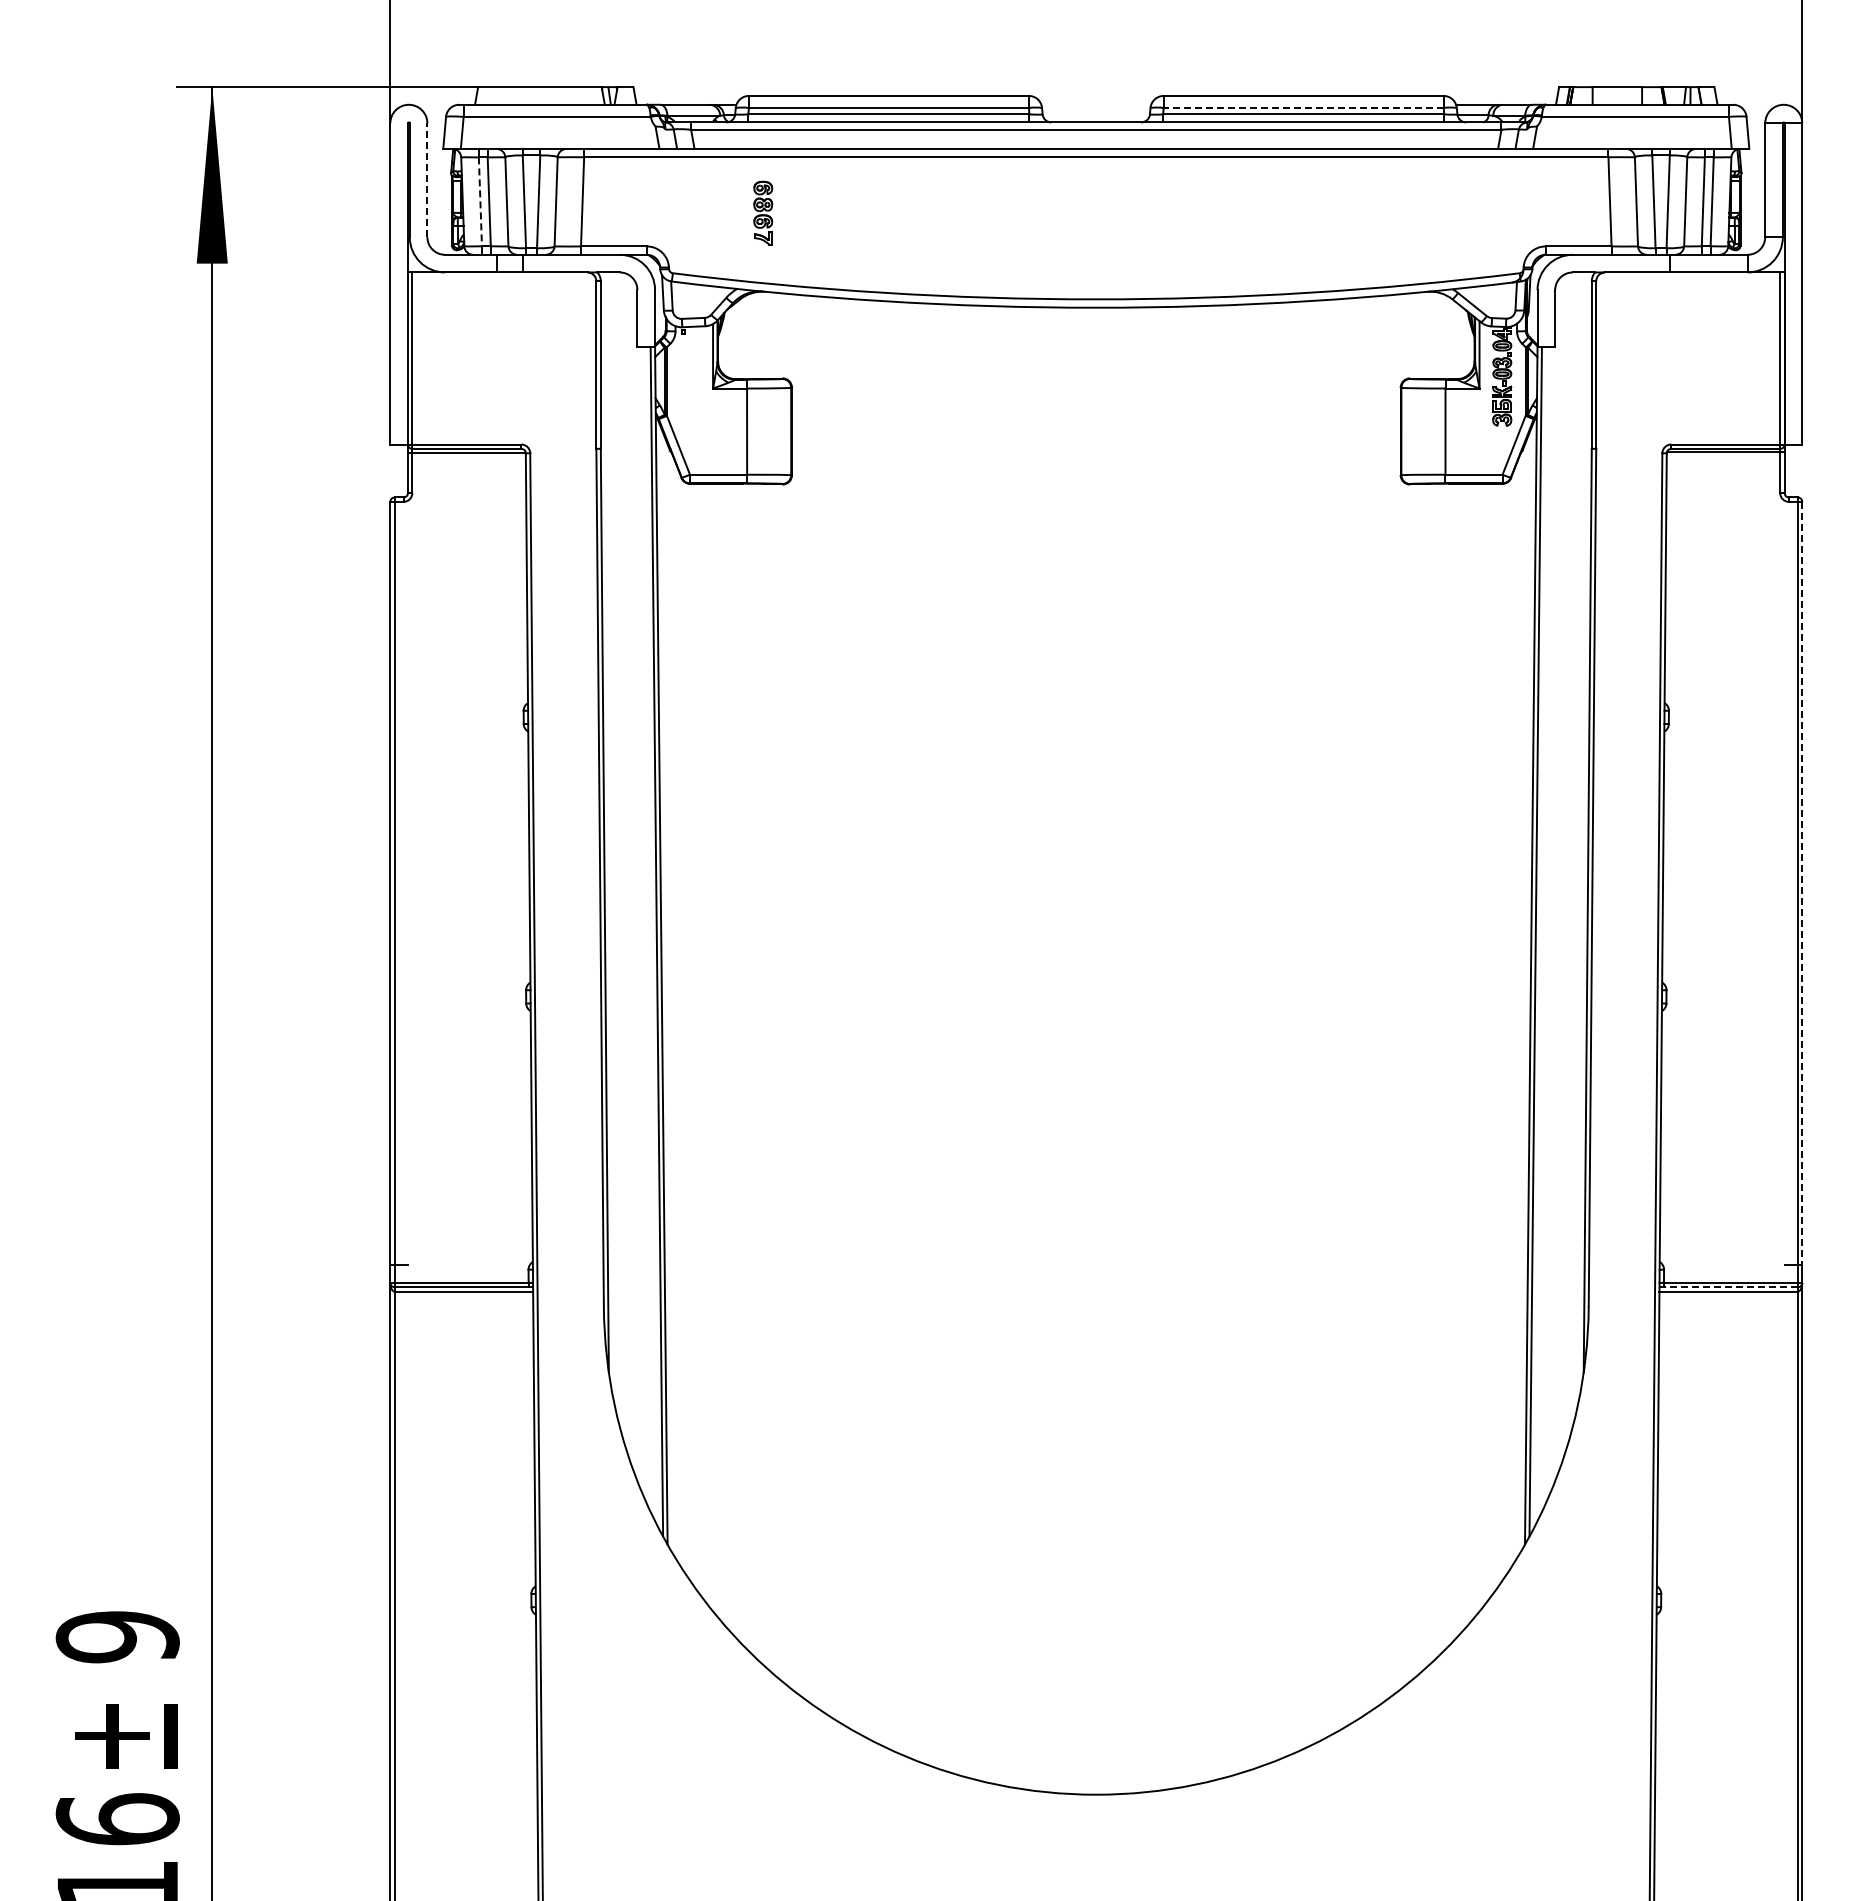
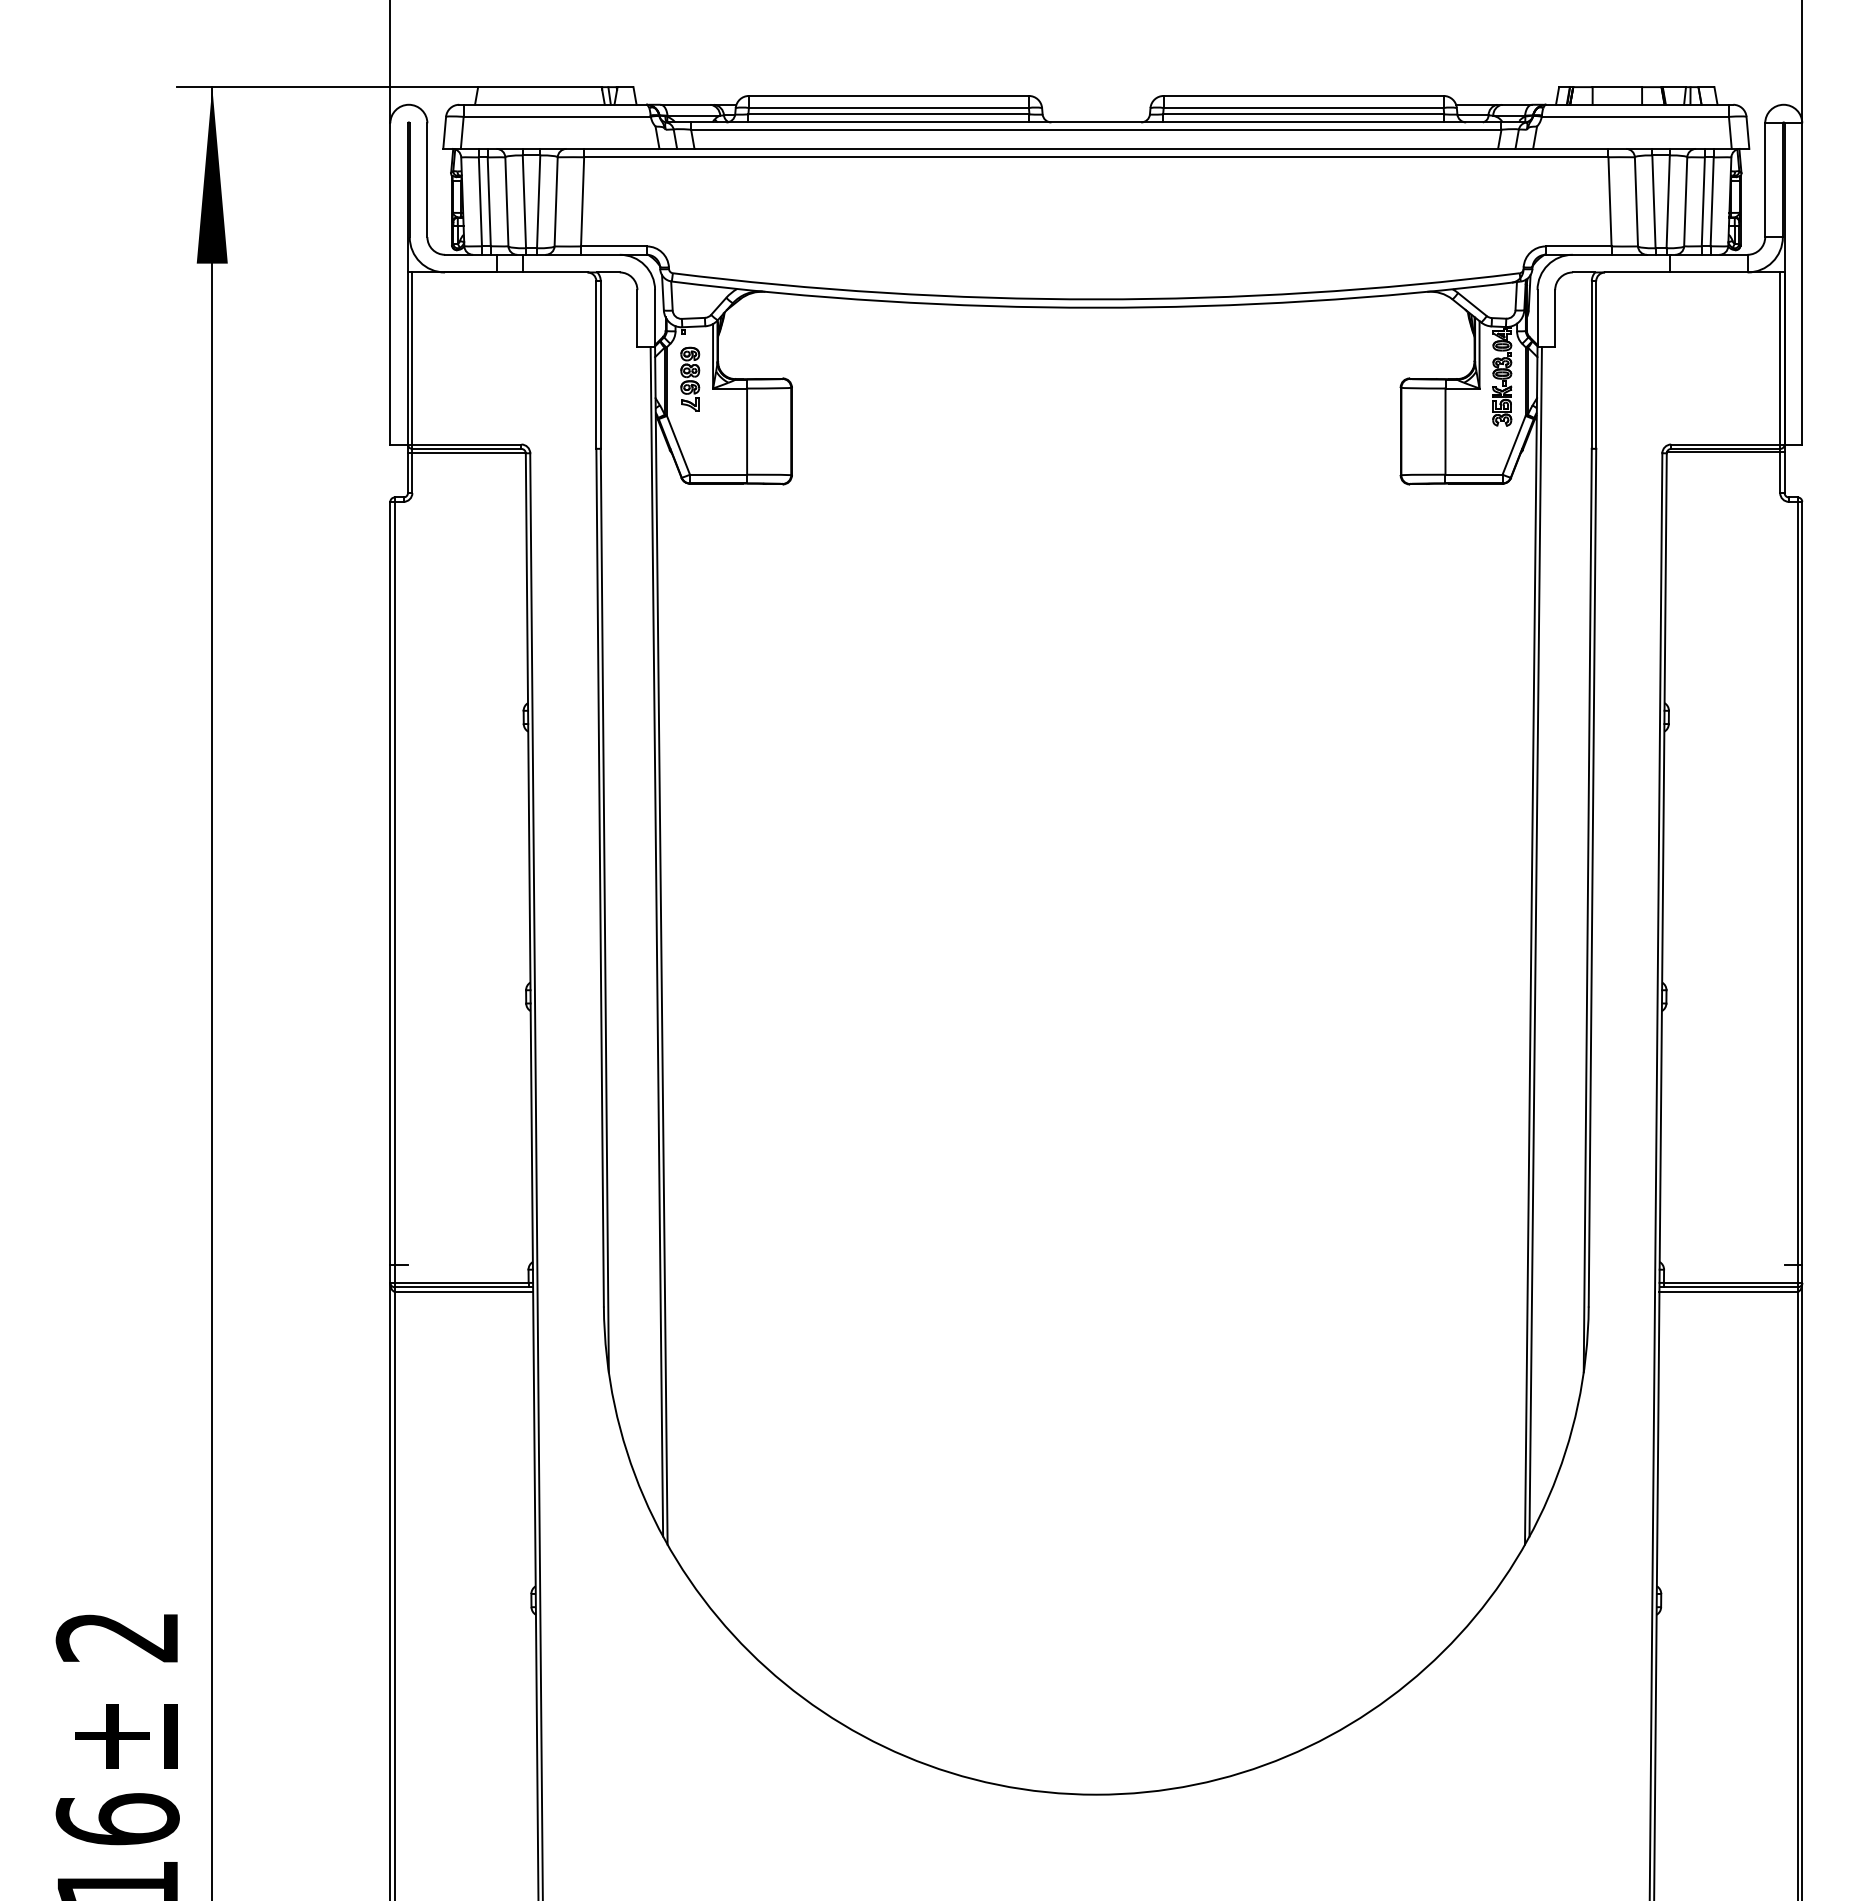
line: dashed -> solid (1303, 108)
line: dashed -> solid (427, 180)
line: dashed -> solid (480, 202)
part position: (763, 212) -> (690, 378) (690, 378)
line: dashed -> solid (1802, 883)
line: dashed -> solid (1730, 1287)
text: 9 -> 2 (117, 1637)
